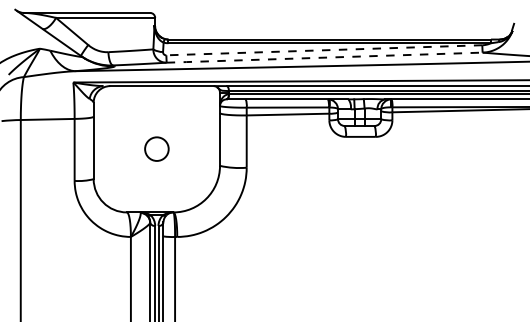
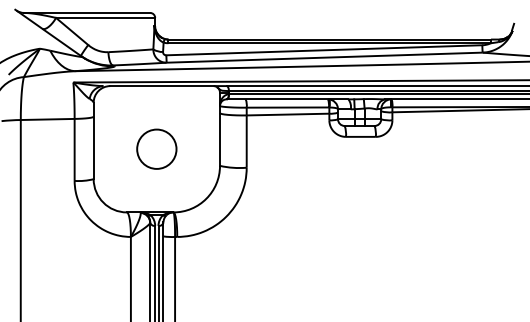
line: dashed -> solid (323, 50)
line: dashed -> solid (324, 57)
circle size: 26x26 px -> 42x42 px (156, 148)
